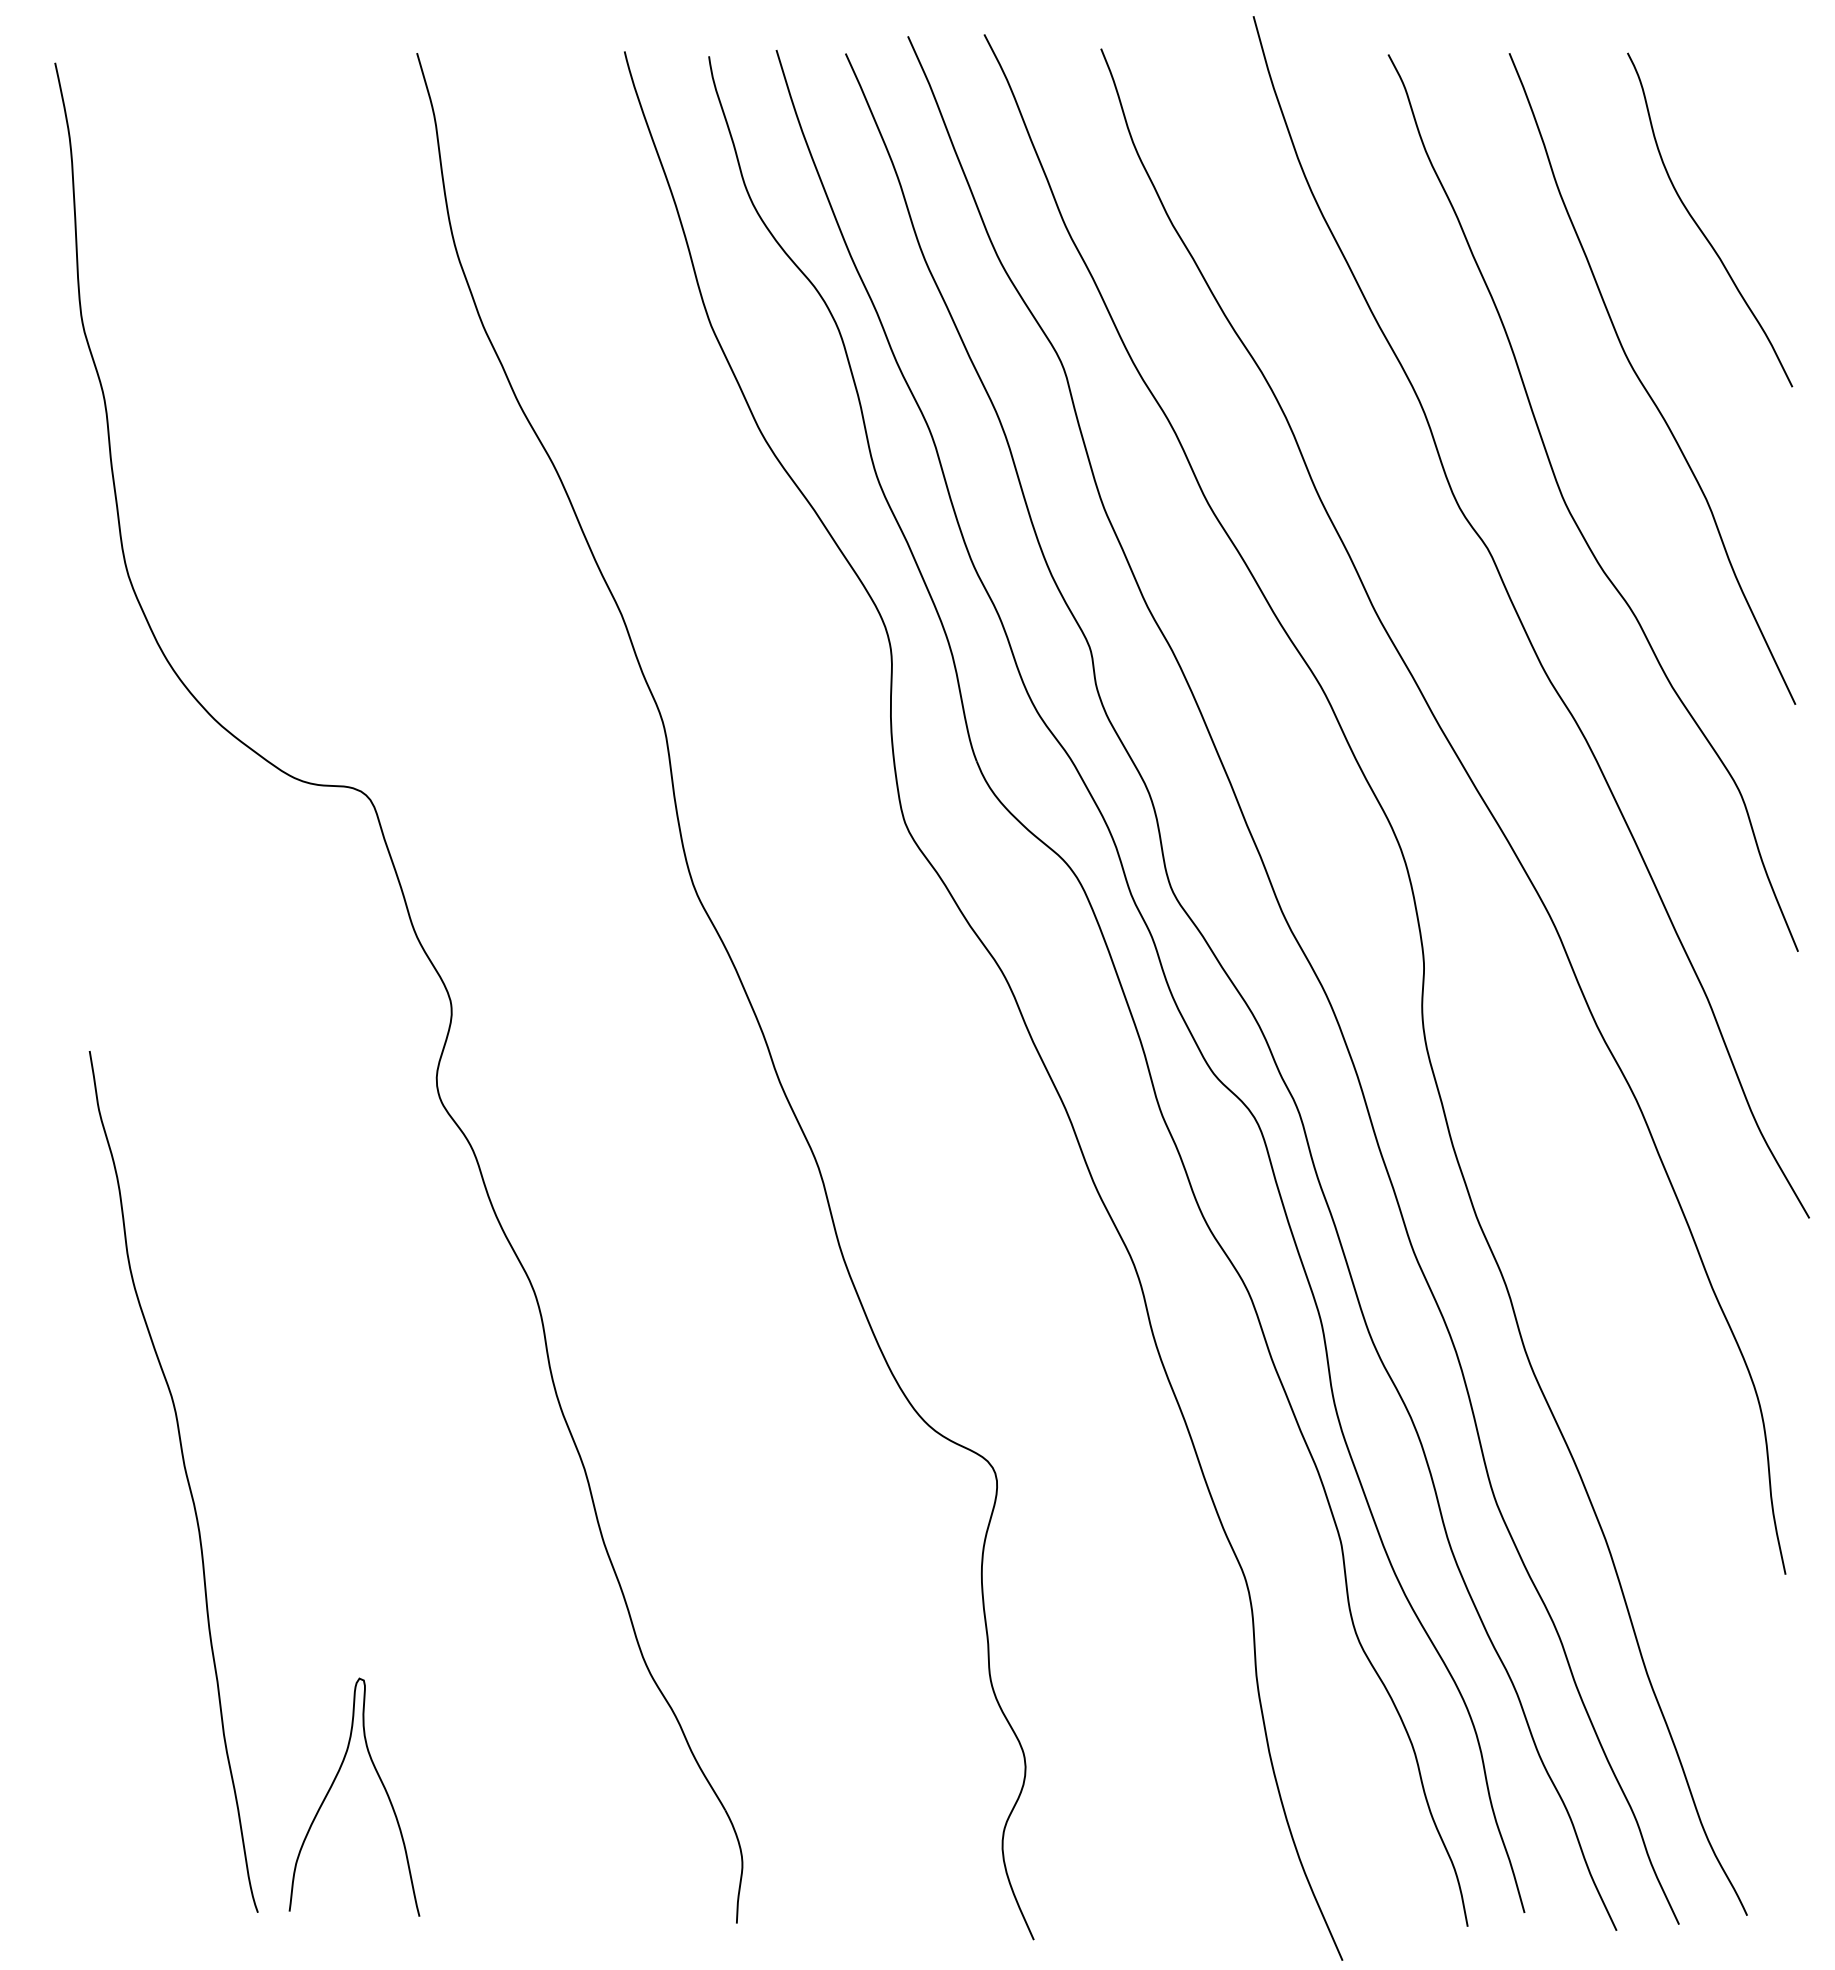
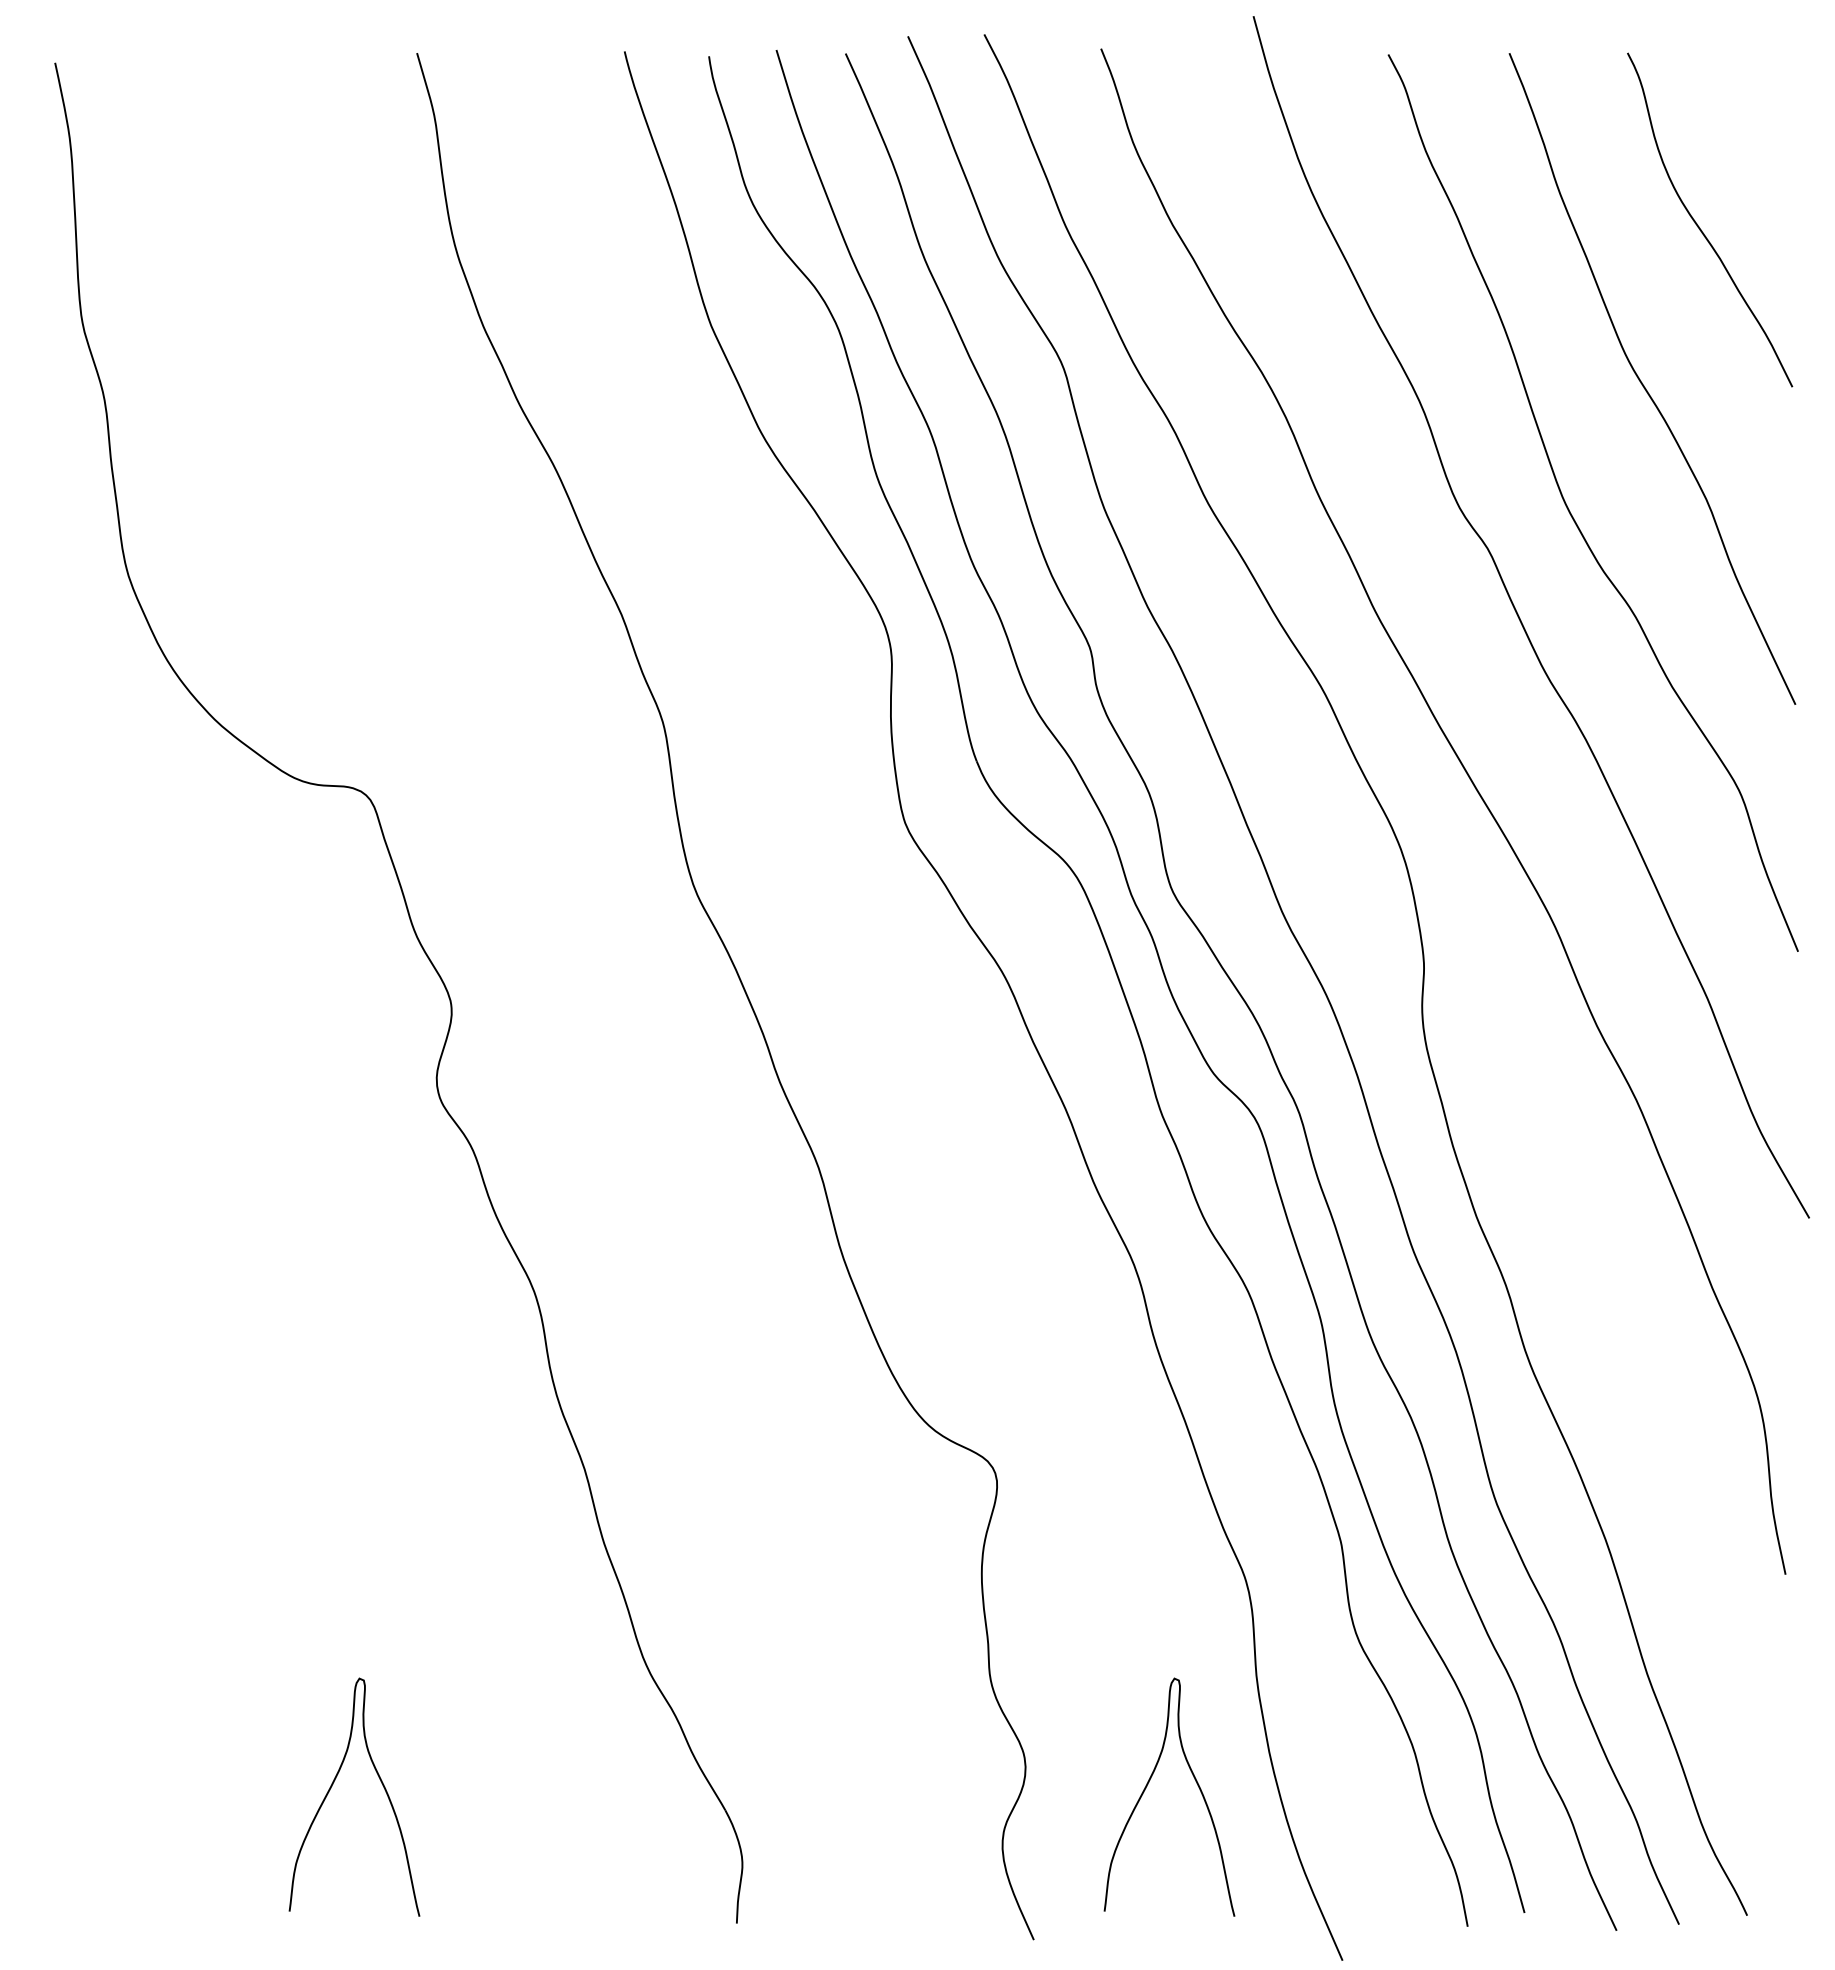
curve: present -> none (186, 1479)
curve: none -> present (1147, 1786)
